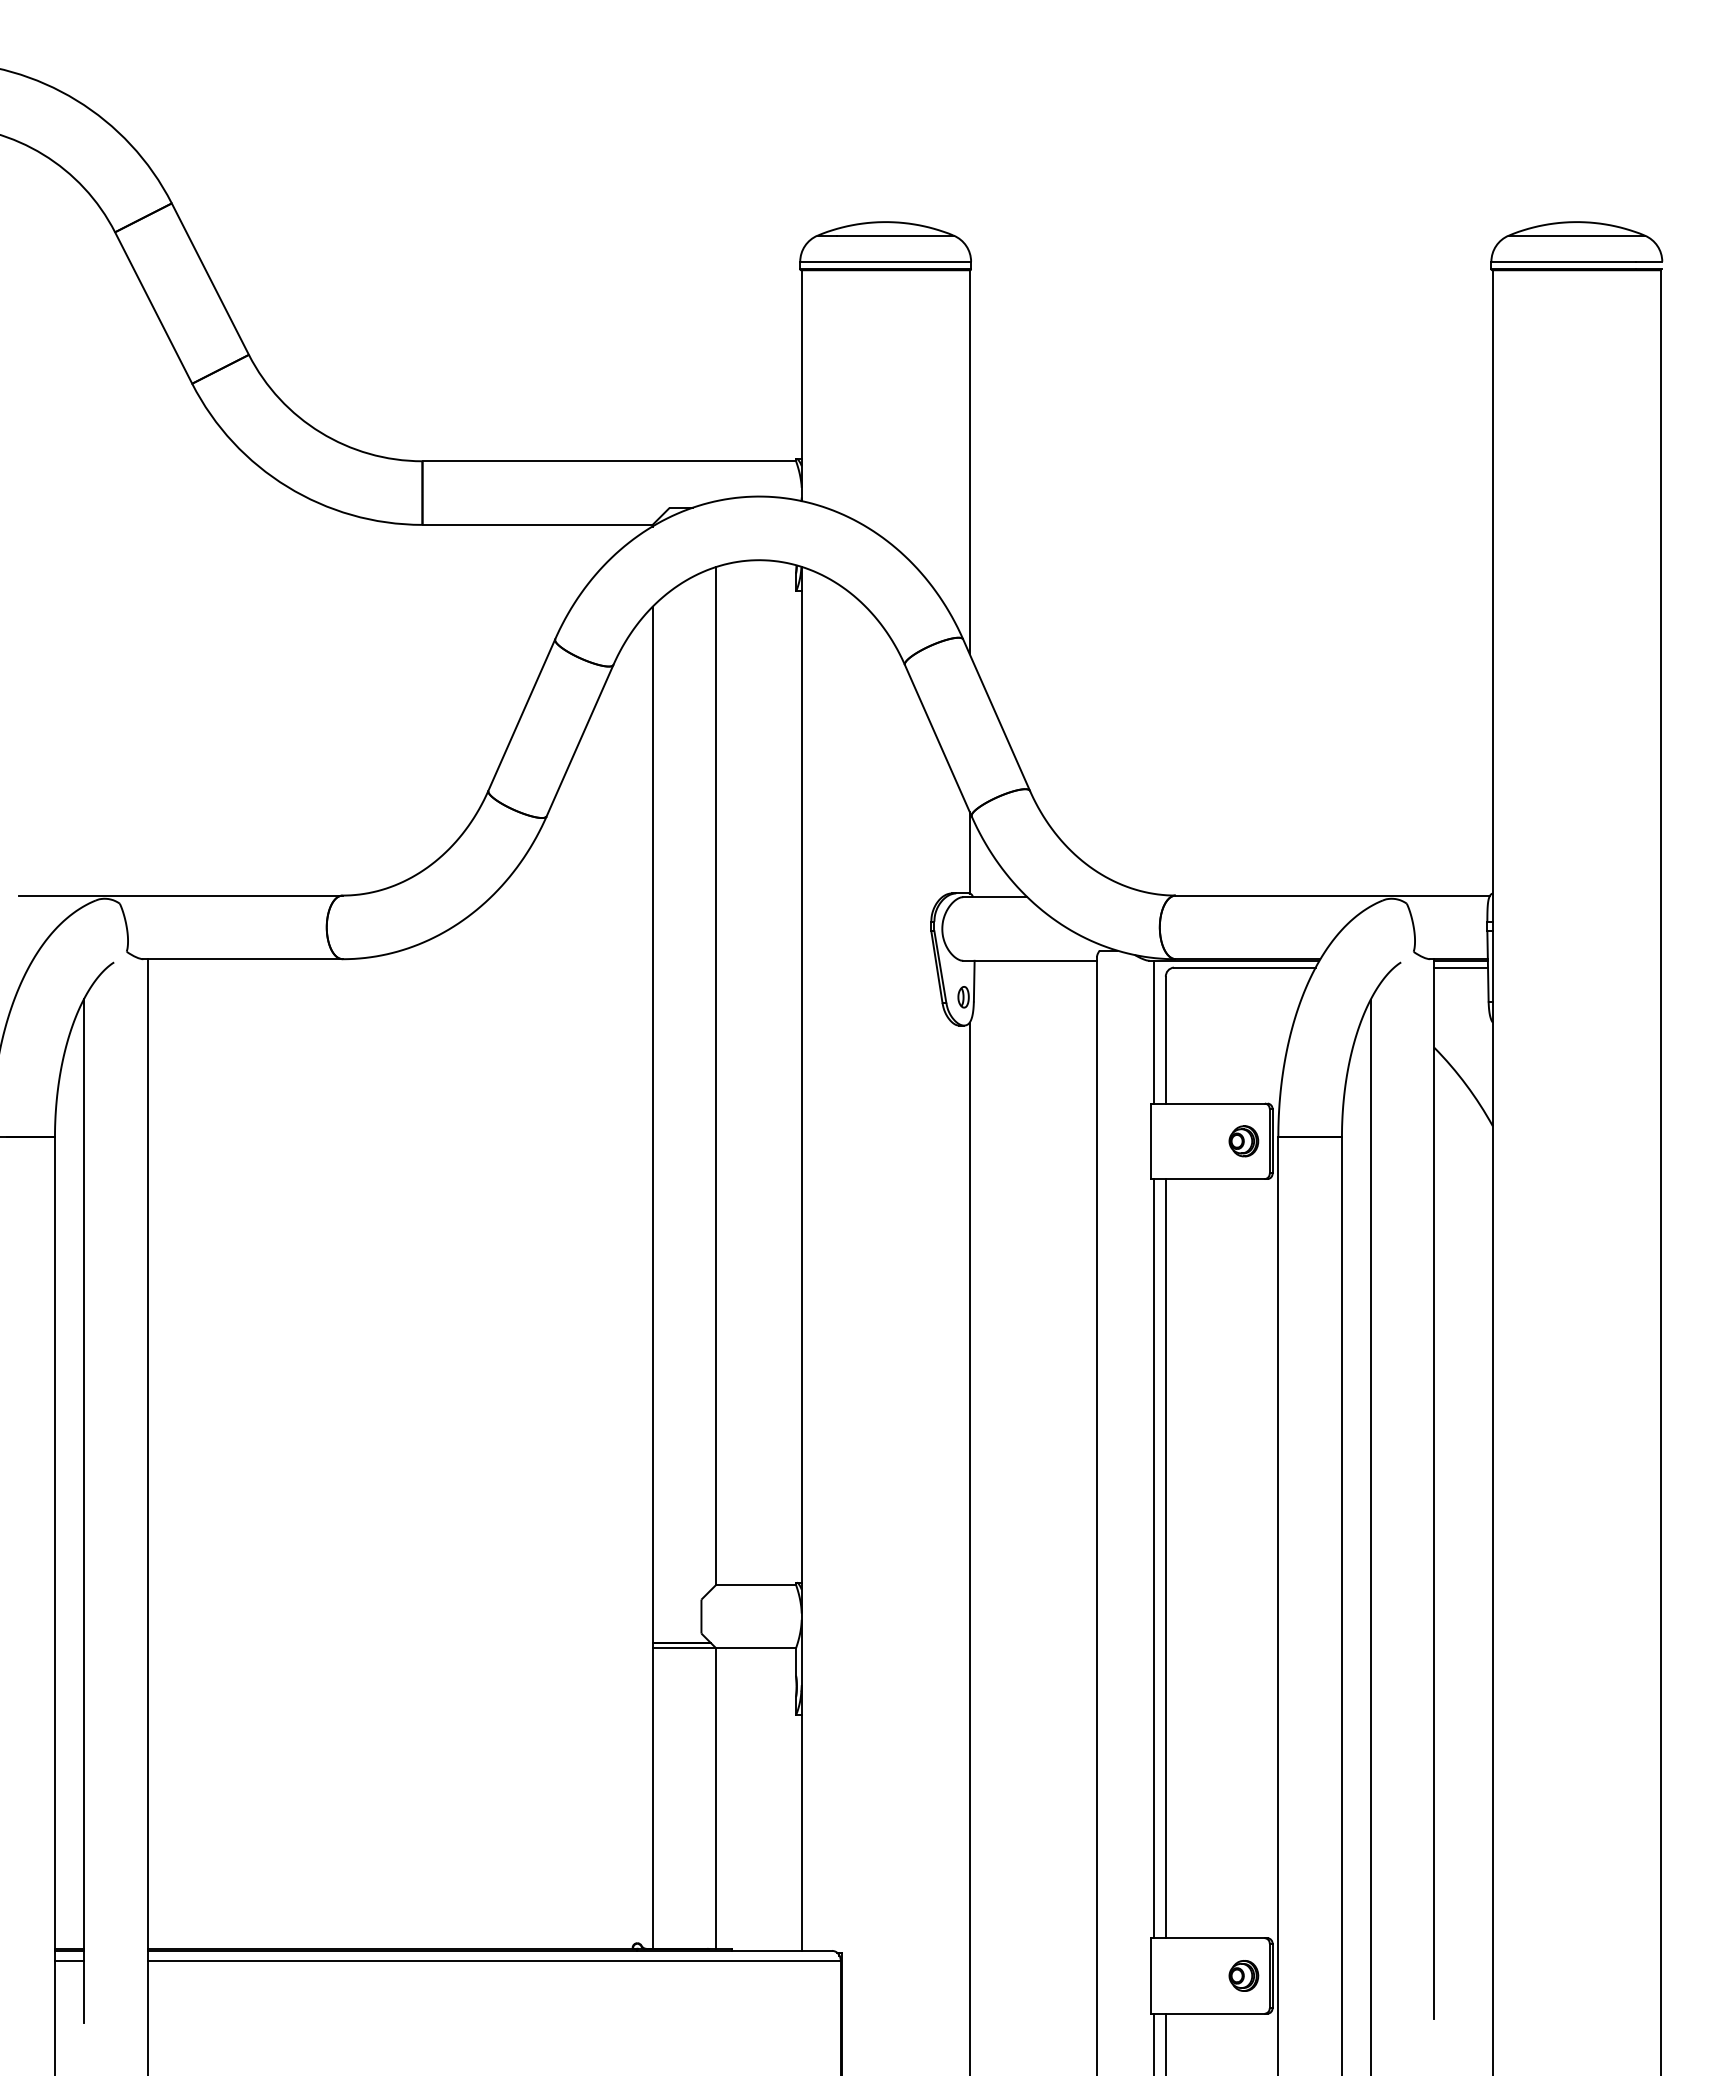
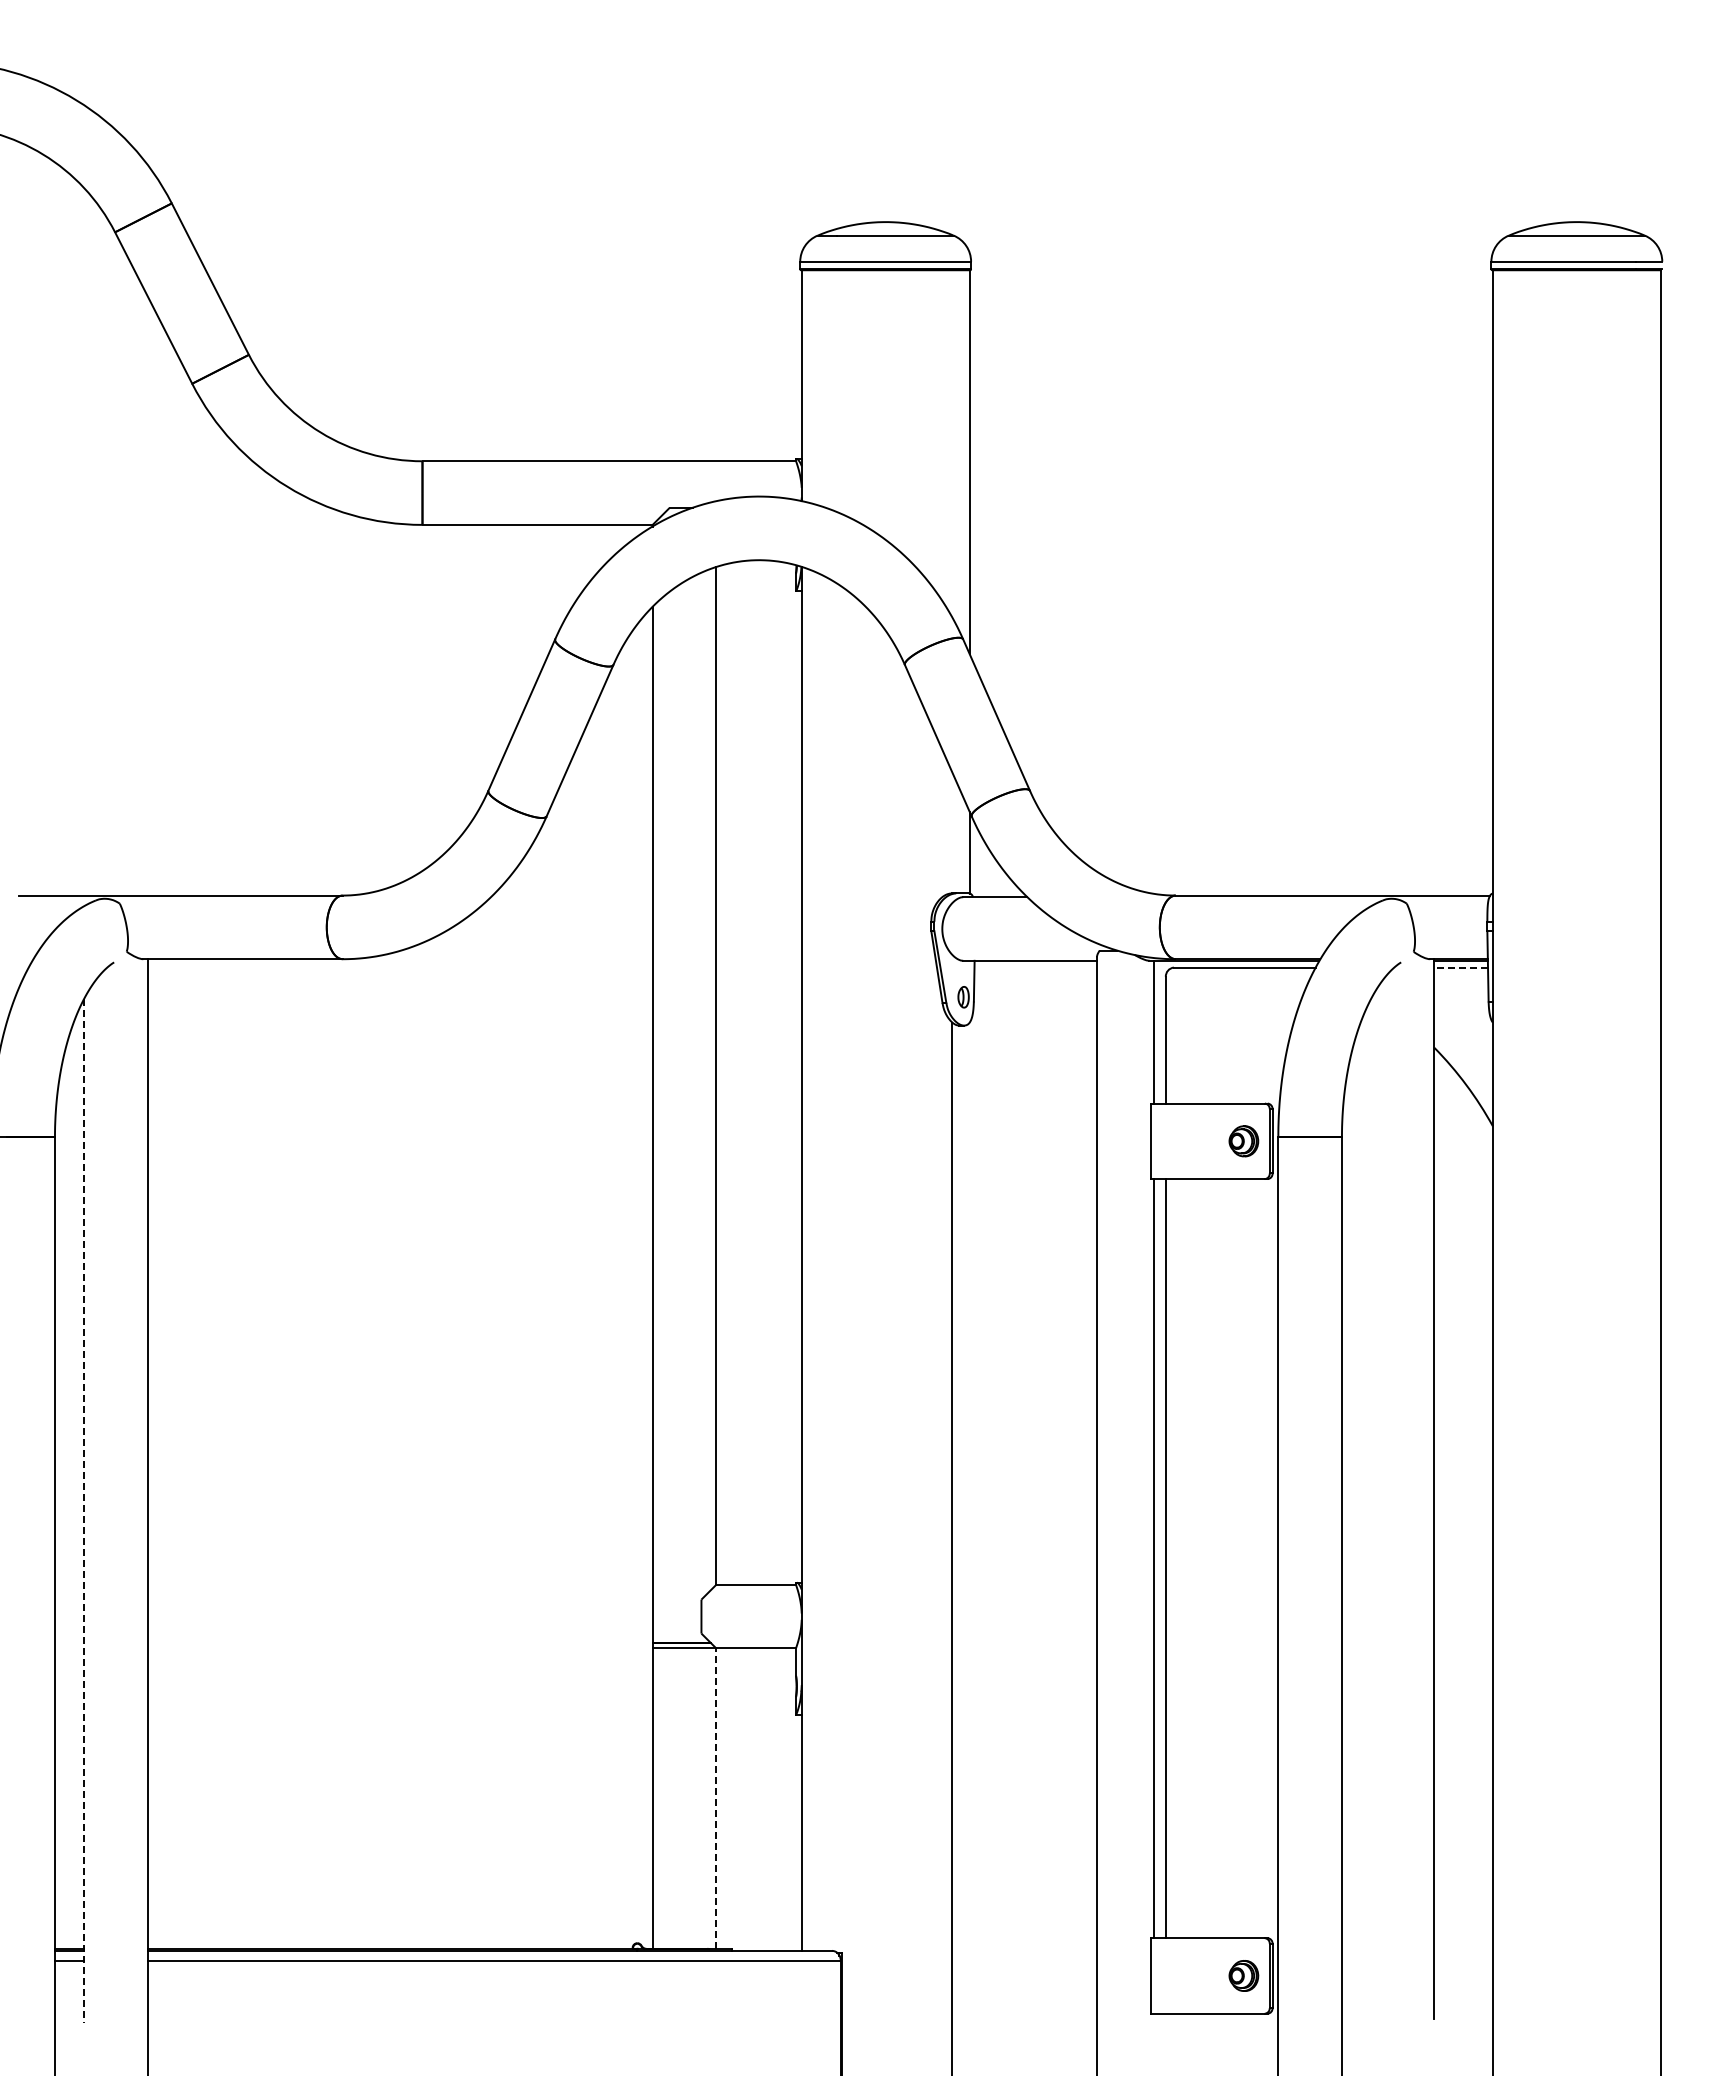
line: solid -> dashed (1461, 967)
line: solid -> dashed (83, 1511)
line: present -> none (1370, 1535)
line position: (969, 1547) -> (951, 1547) (951, 1547)
line: solid -> dashed (716, 1798)
line: present -> none (1153, 2042)
line: present -> none (1165, 2042)
